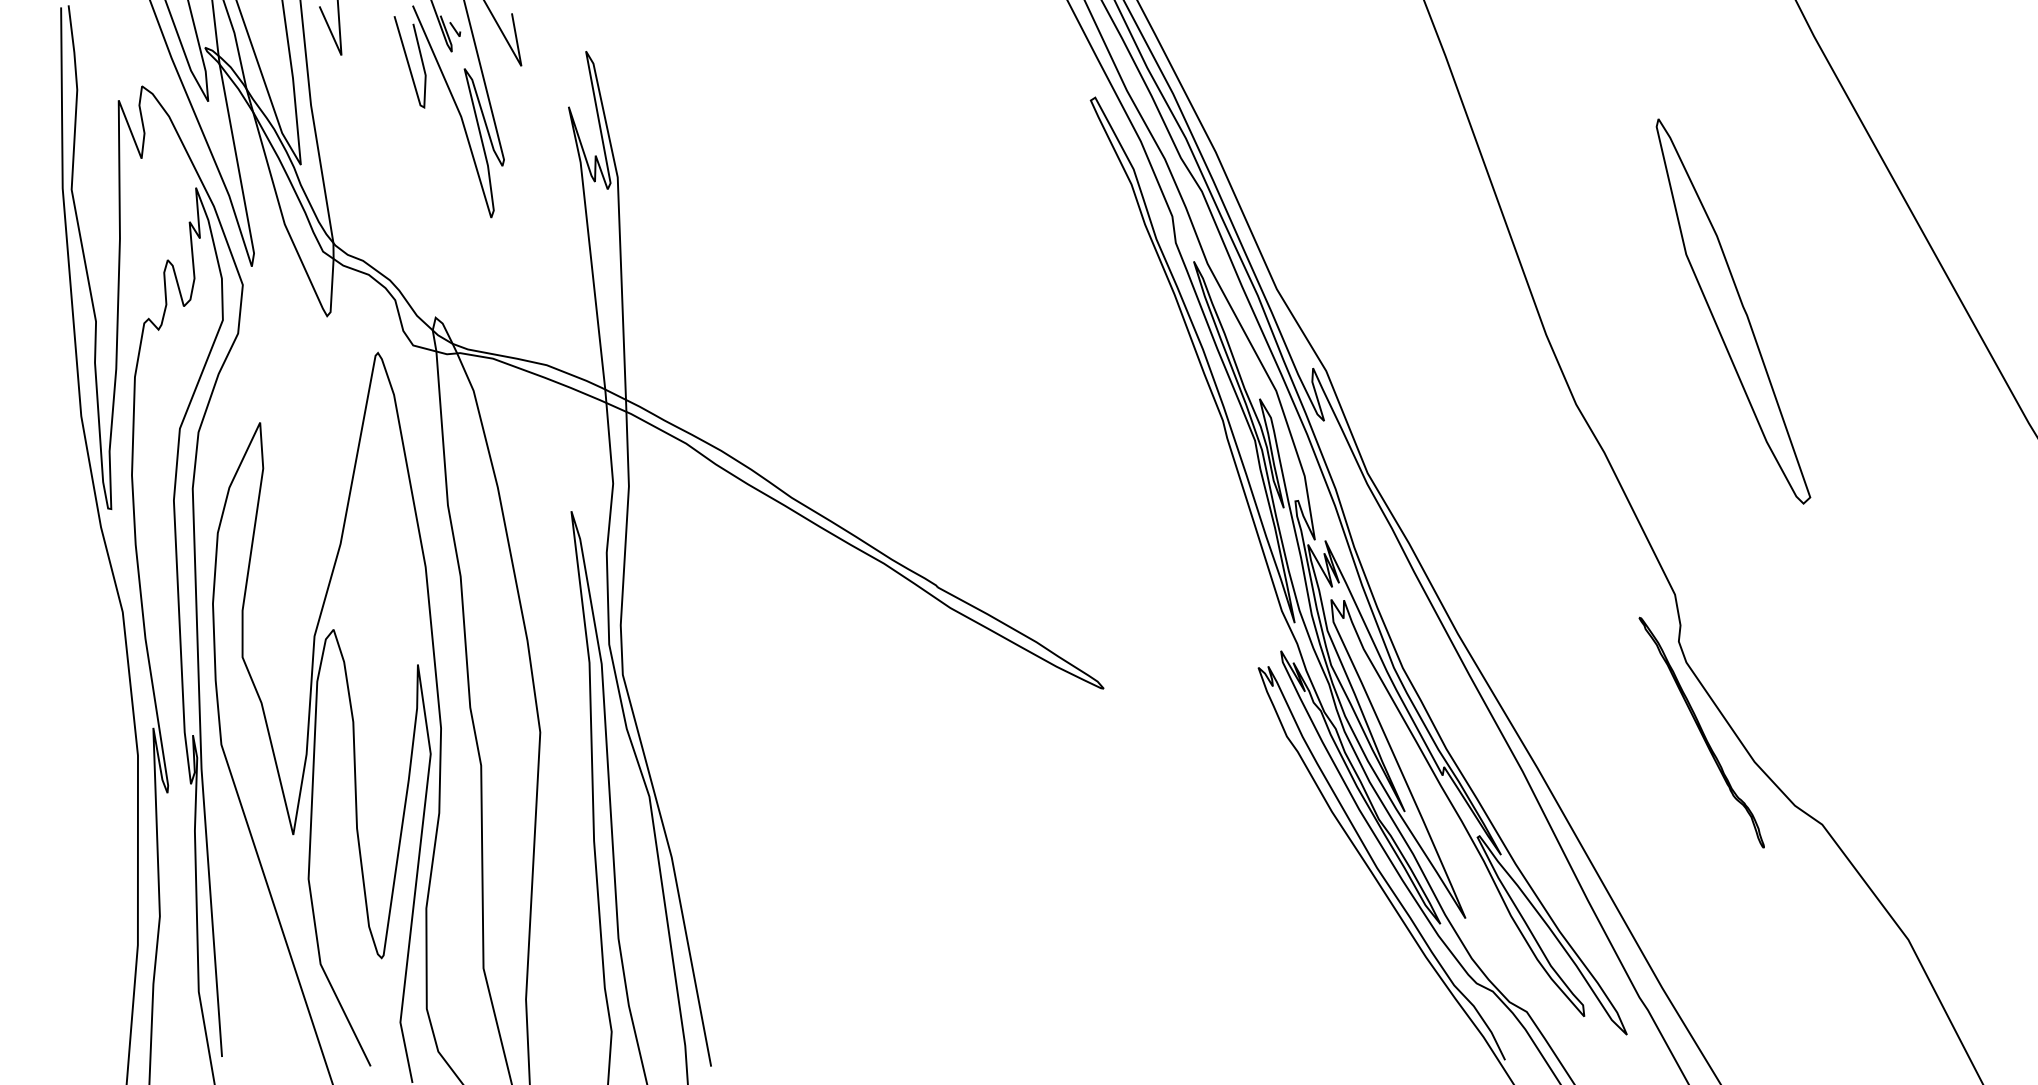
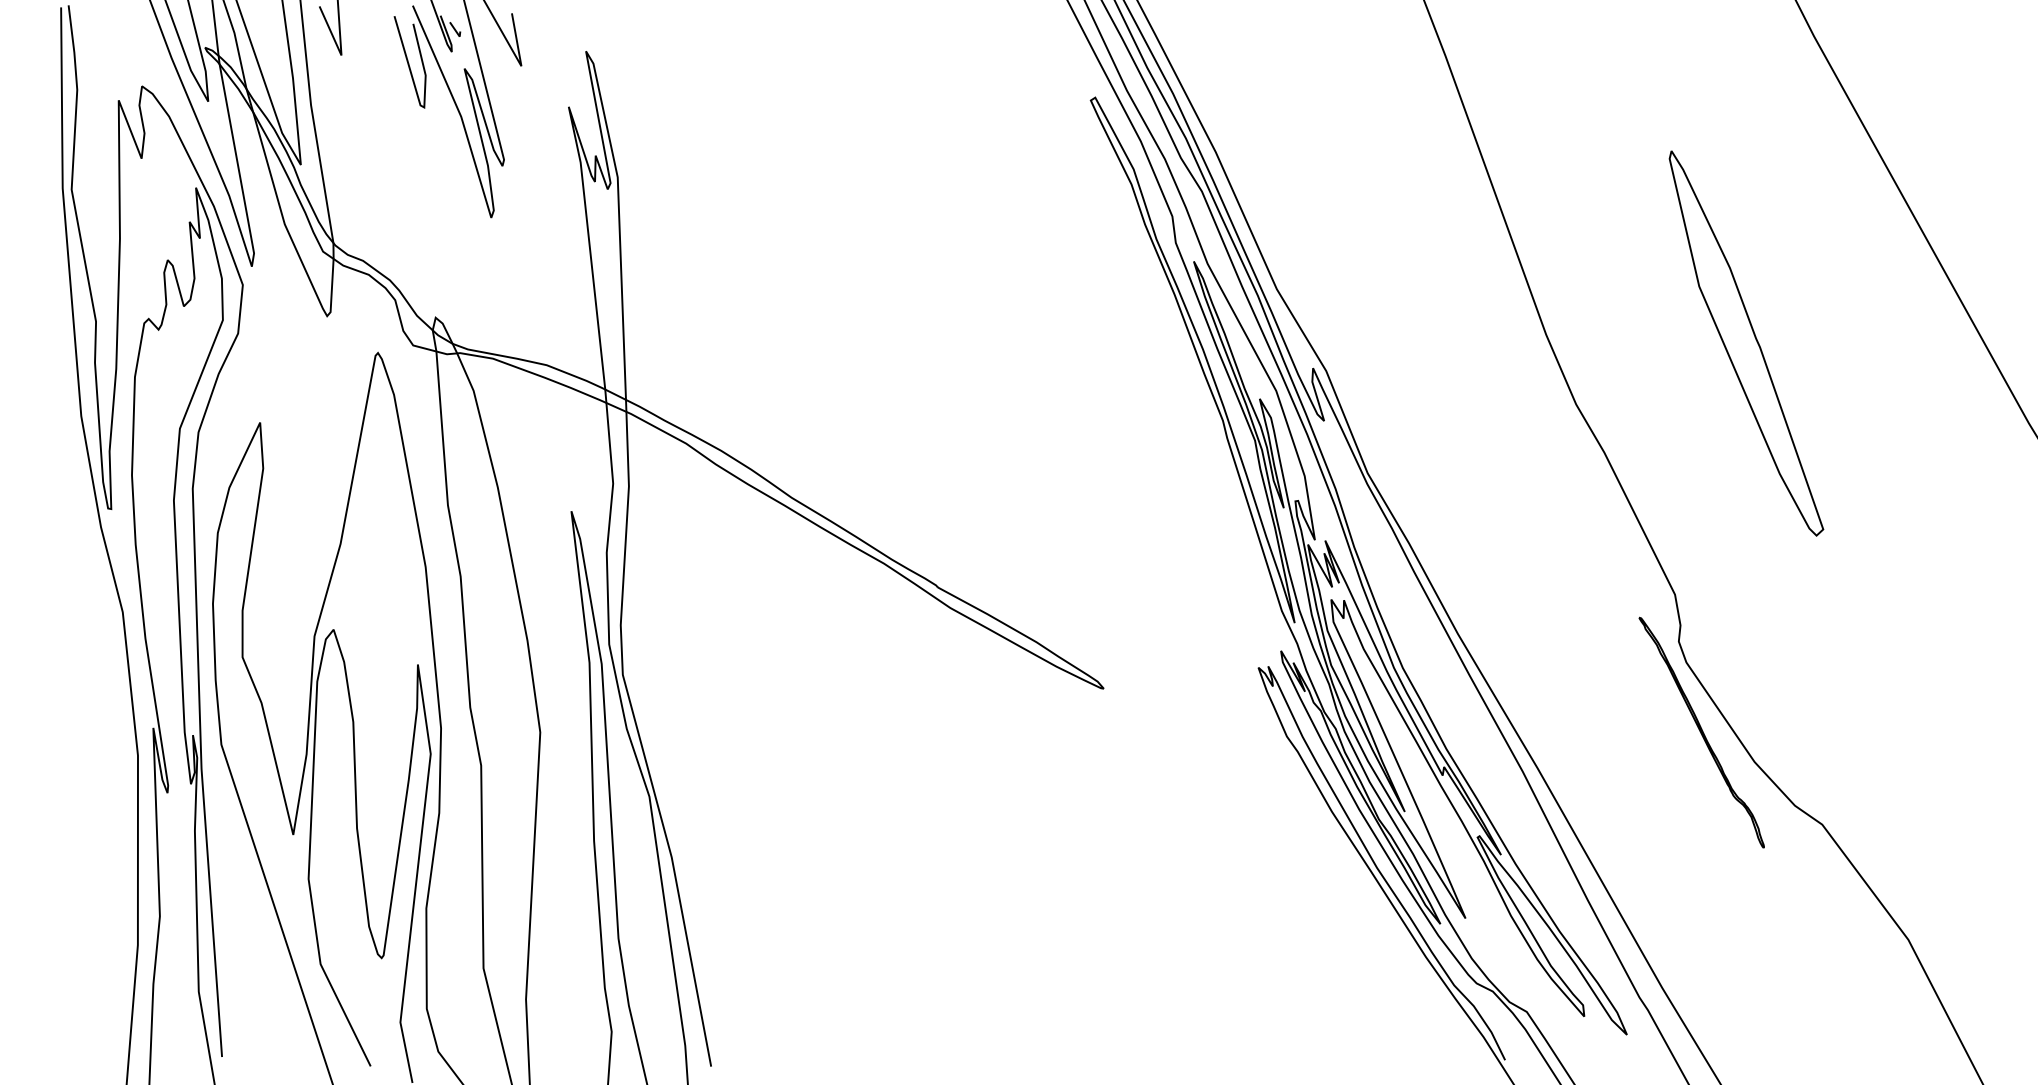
part position: (1733, 311) -> (1746, 343) (1746, 343)
